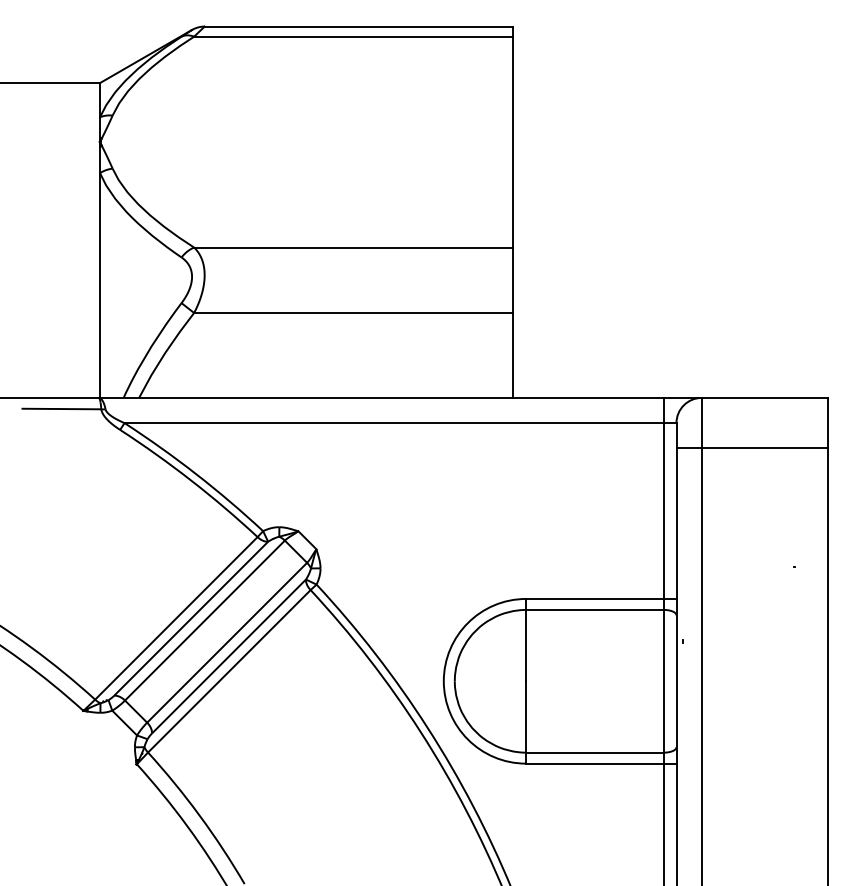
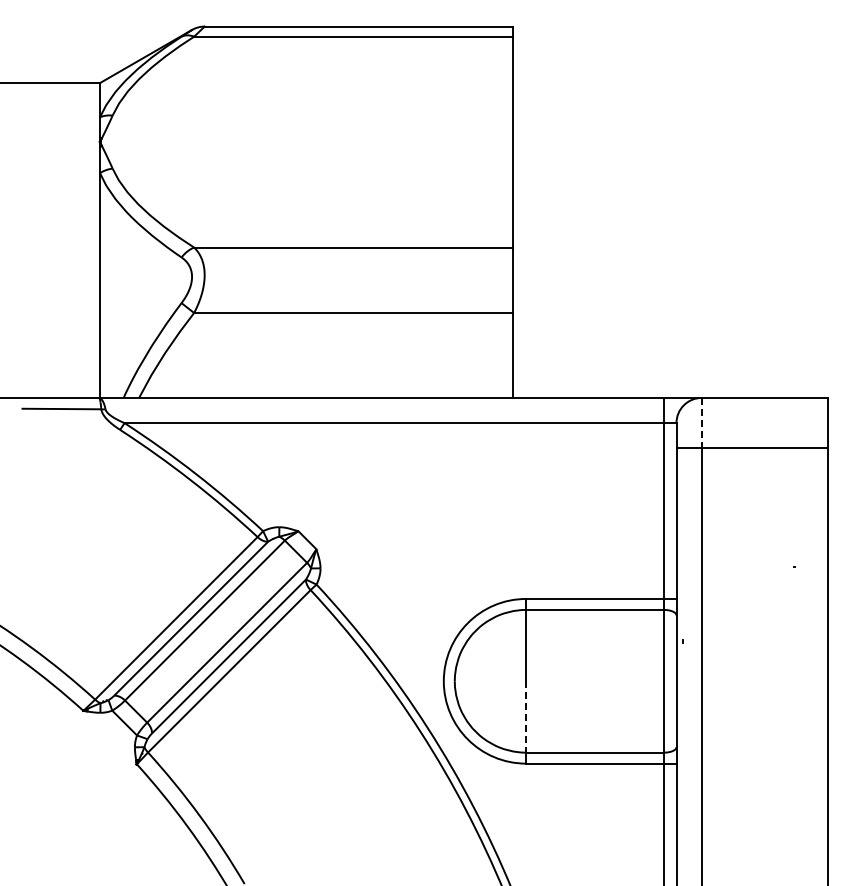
line: solid -> dashed (701, 423)
line: solid -> dashed (526, 716)
